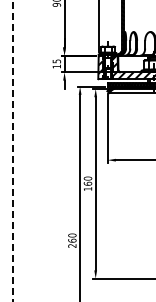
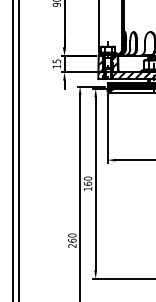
line: none -> present (19, 150)
line: dashed -> solid (13, 151)
